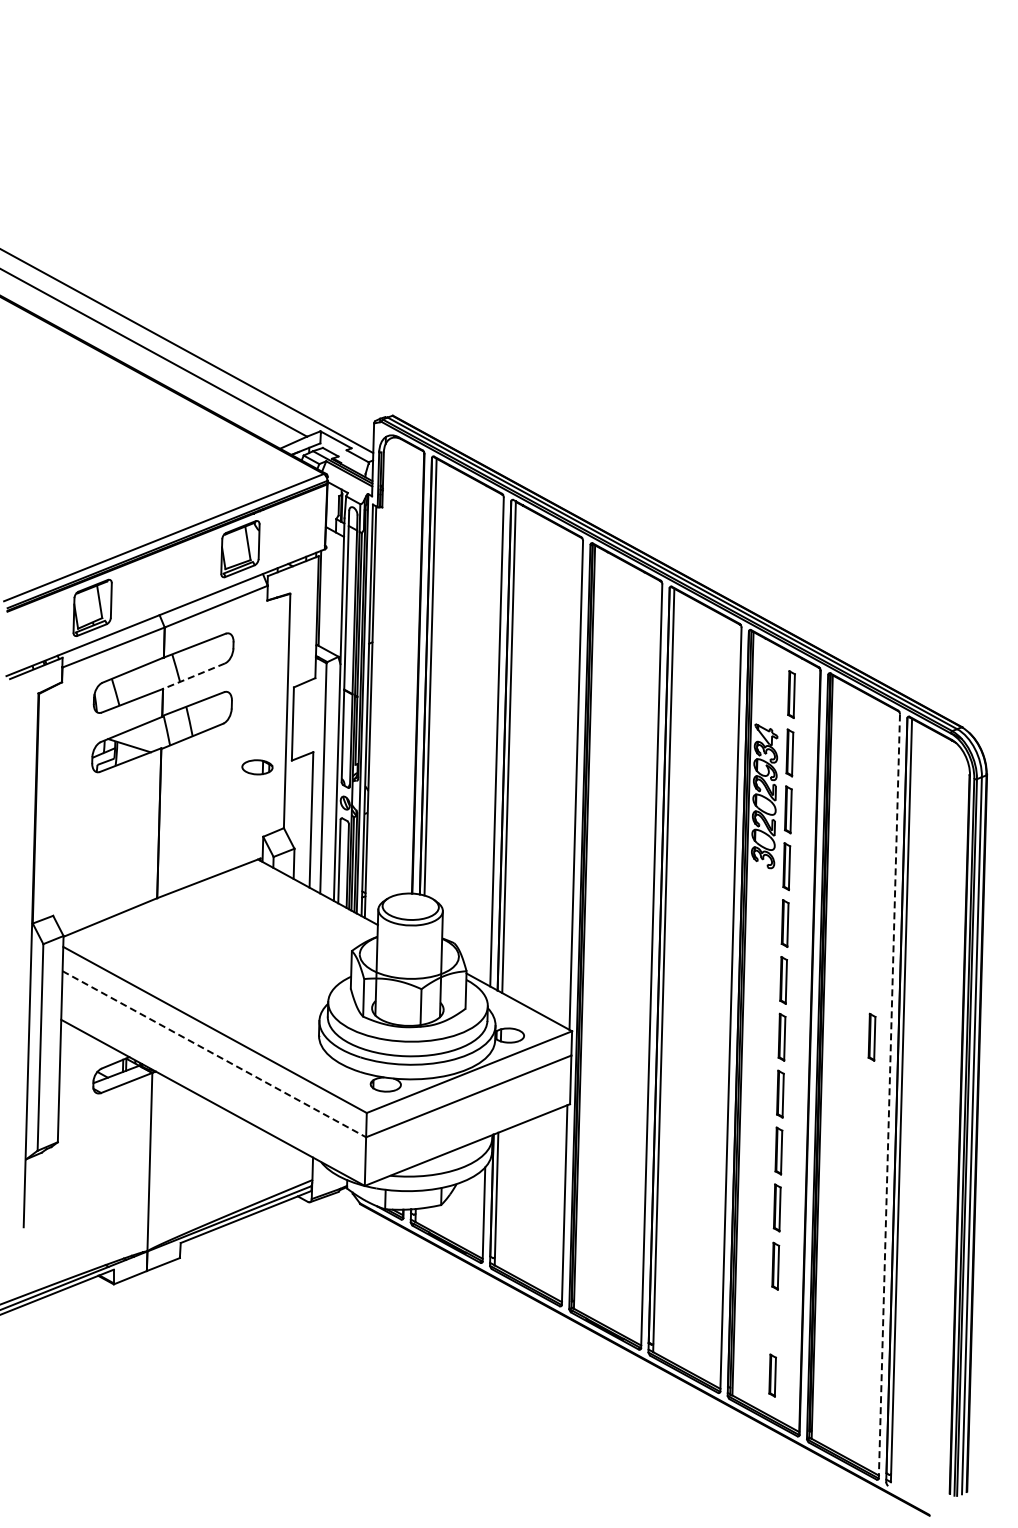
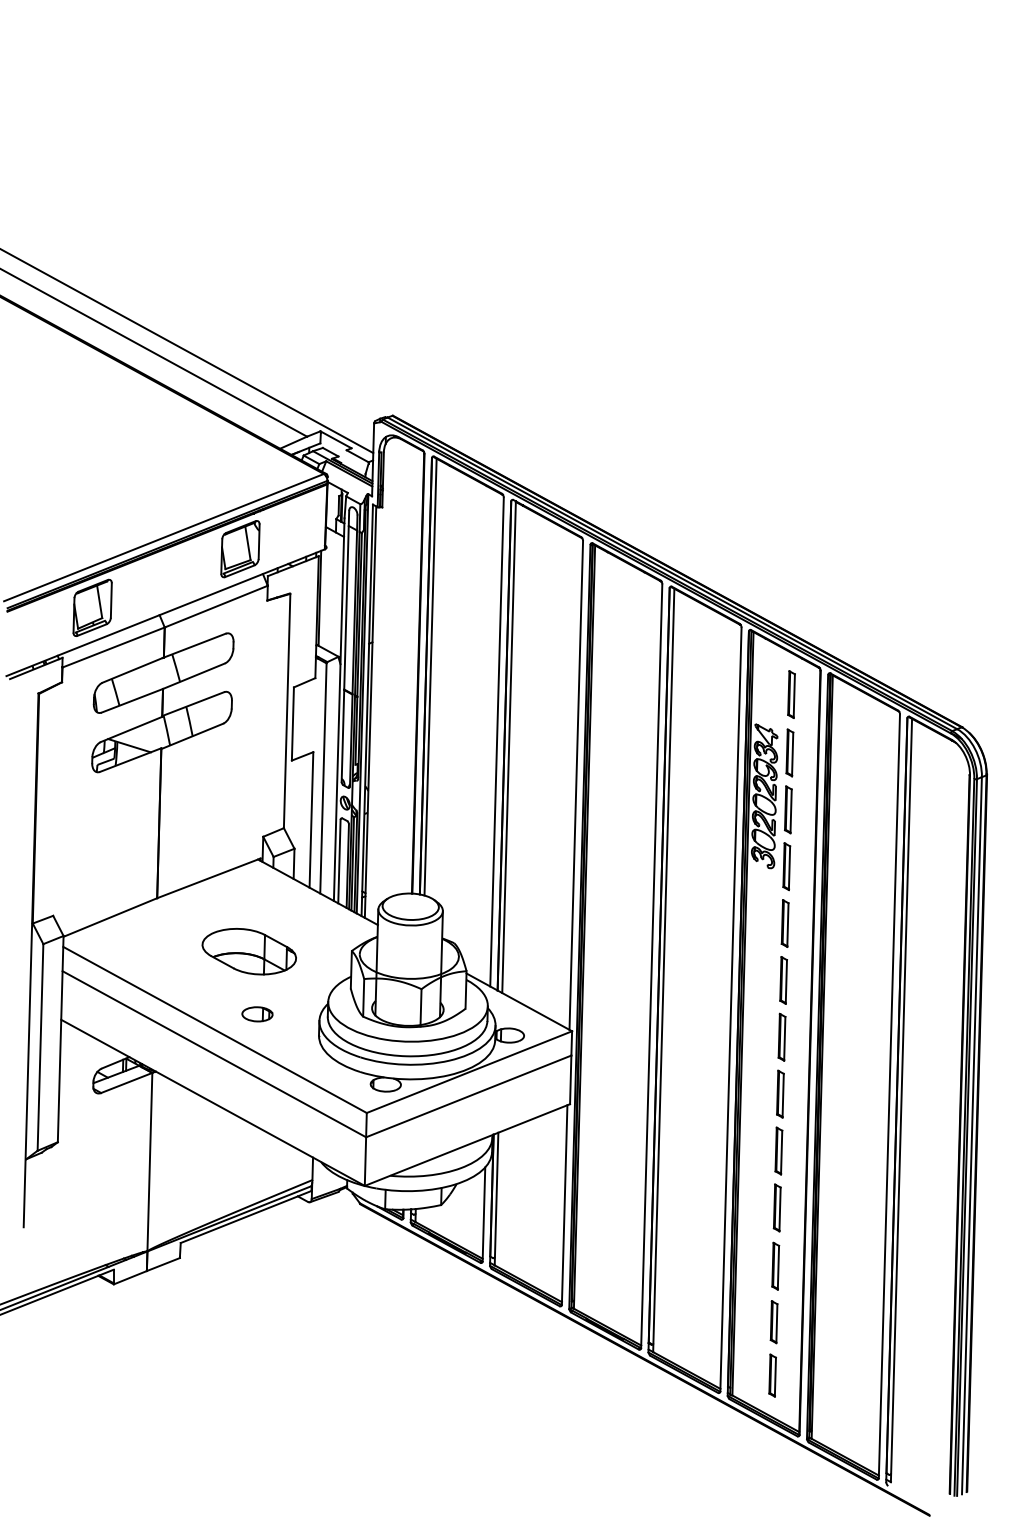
line: dashed -> solid (193, 676)
part position: (257, 767) -> (257, 1014) (257, 1014)
part: none -> present (248, 951)
part: present -> none (871, 1036)
line: dashed -> solid (214, 1054)
line: dashed -> solid (889, 1096)
part: none -> present (773, 1322)
